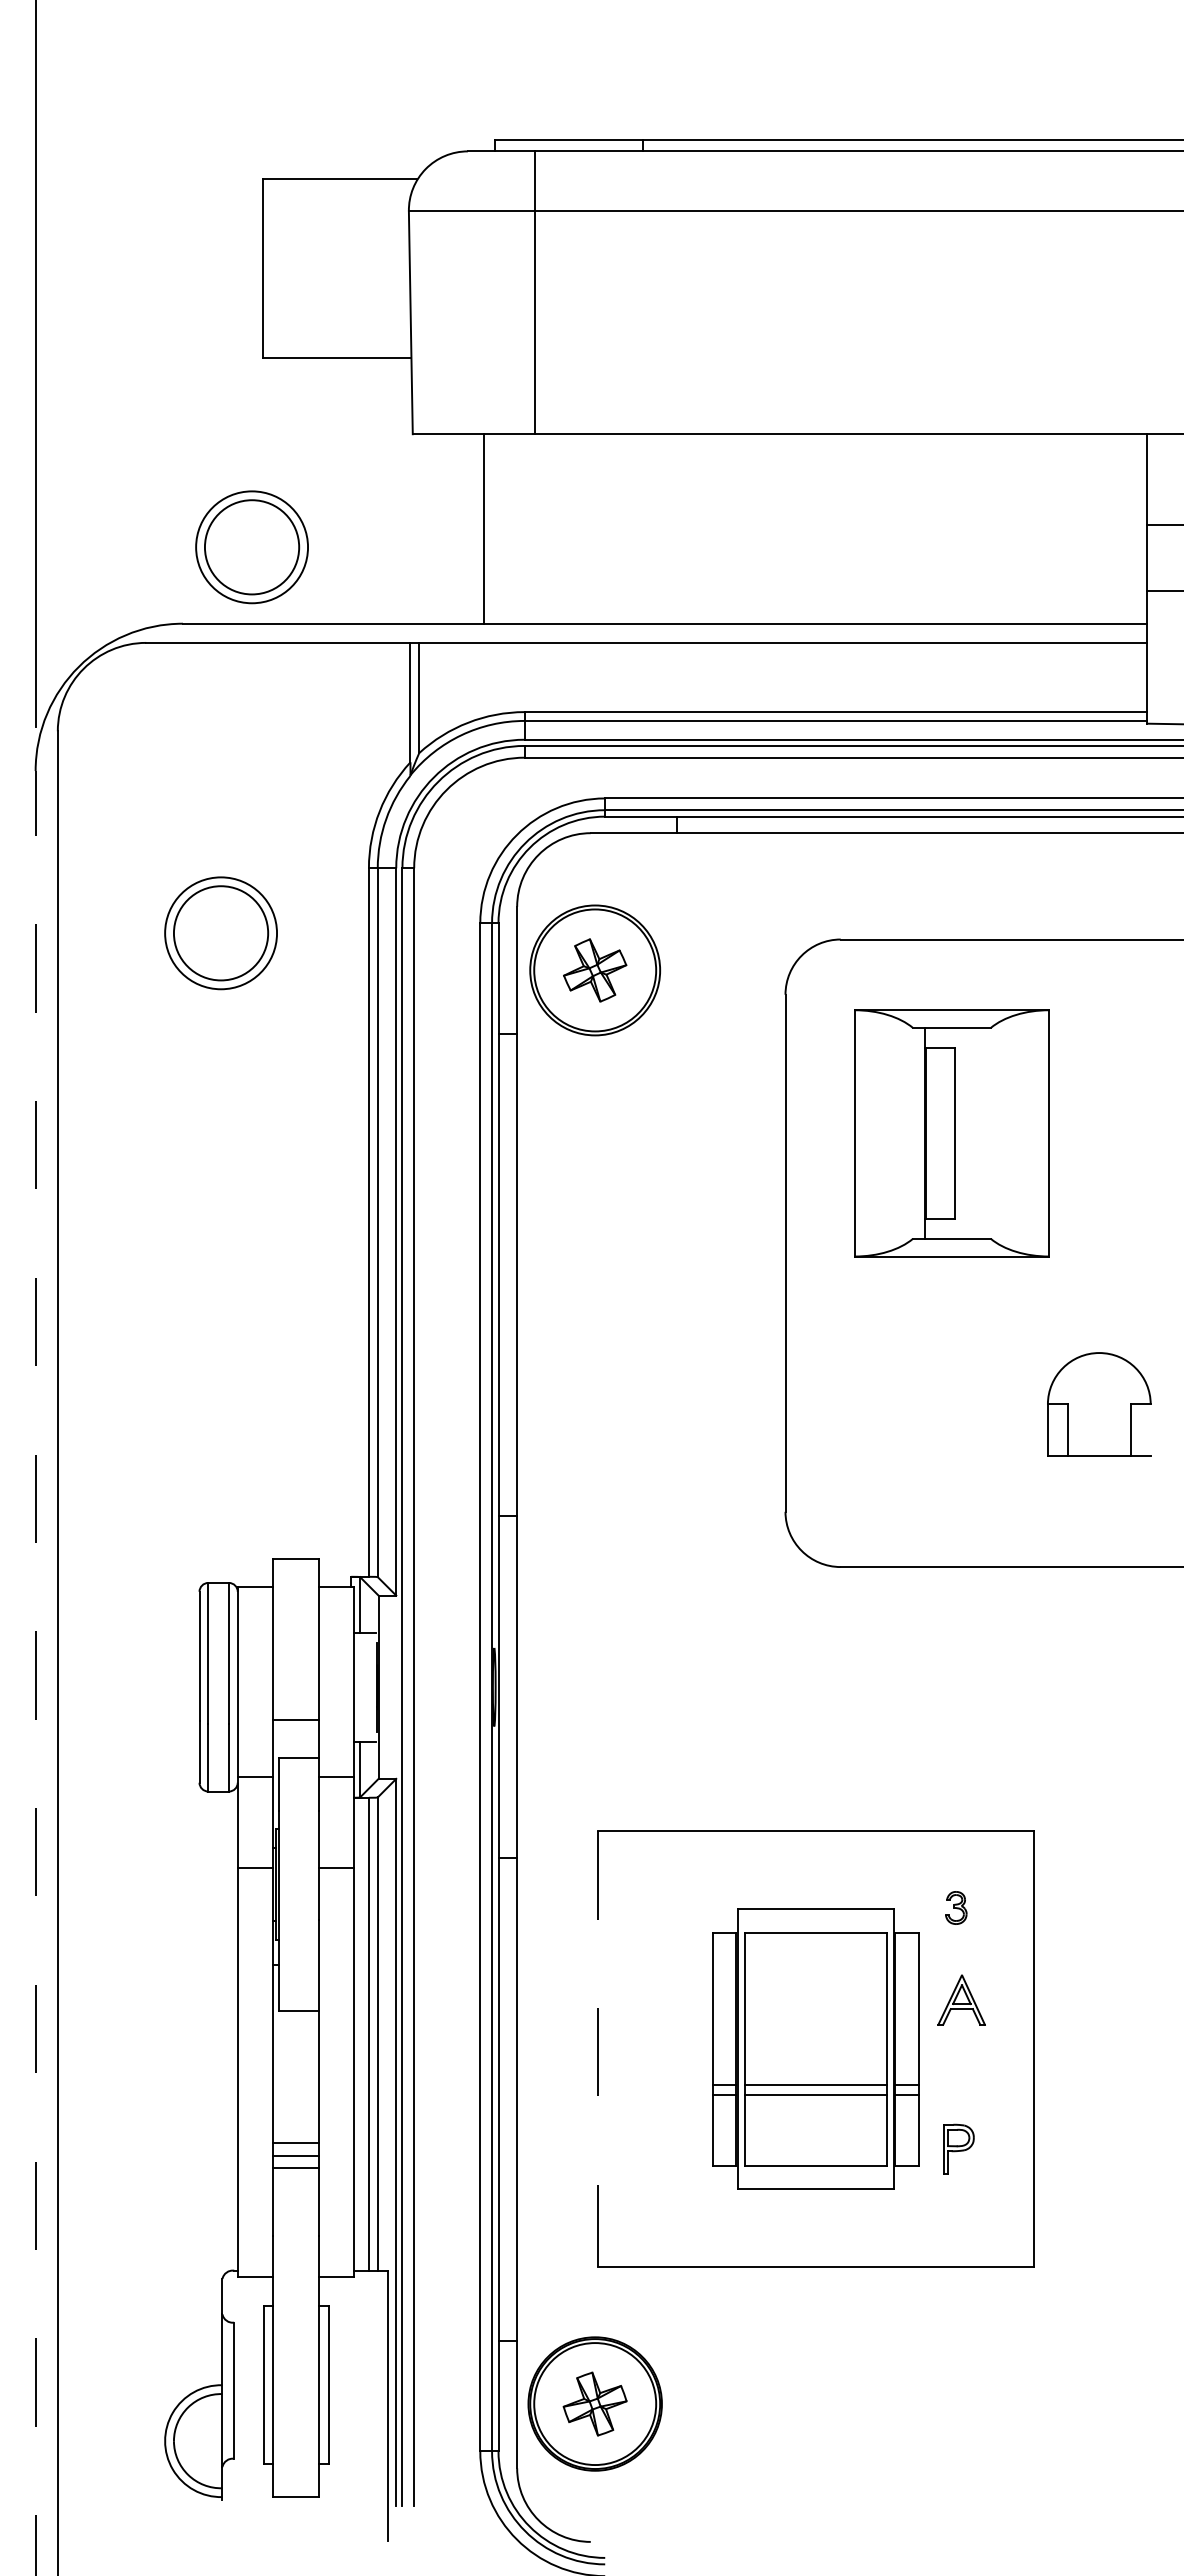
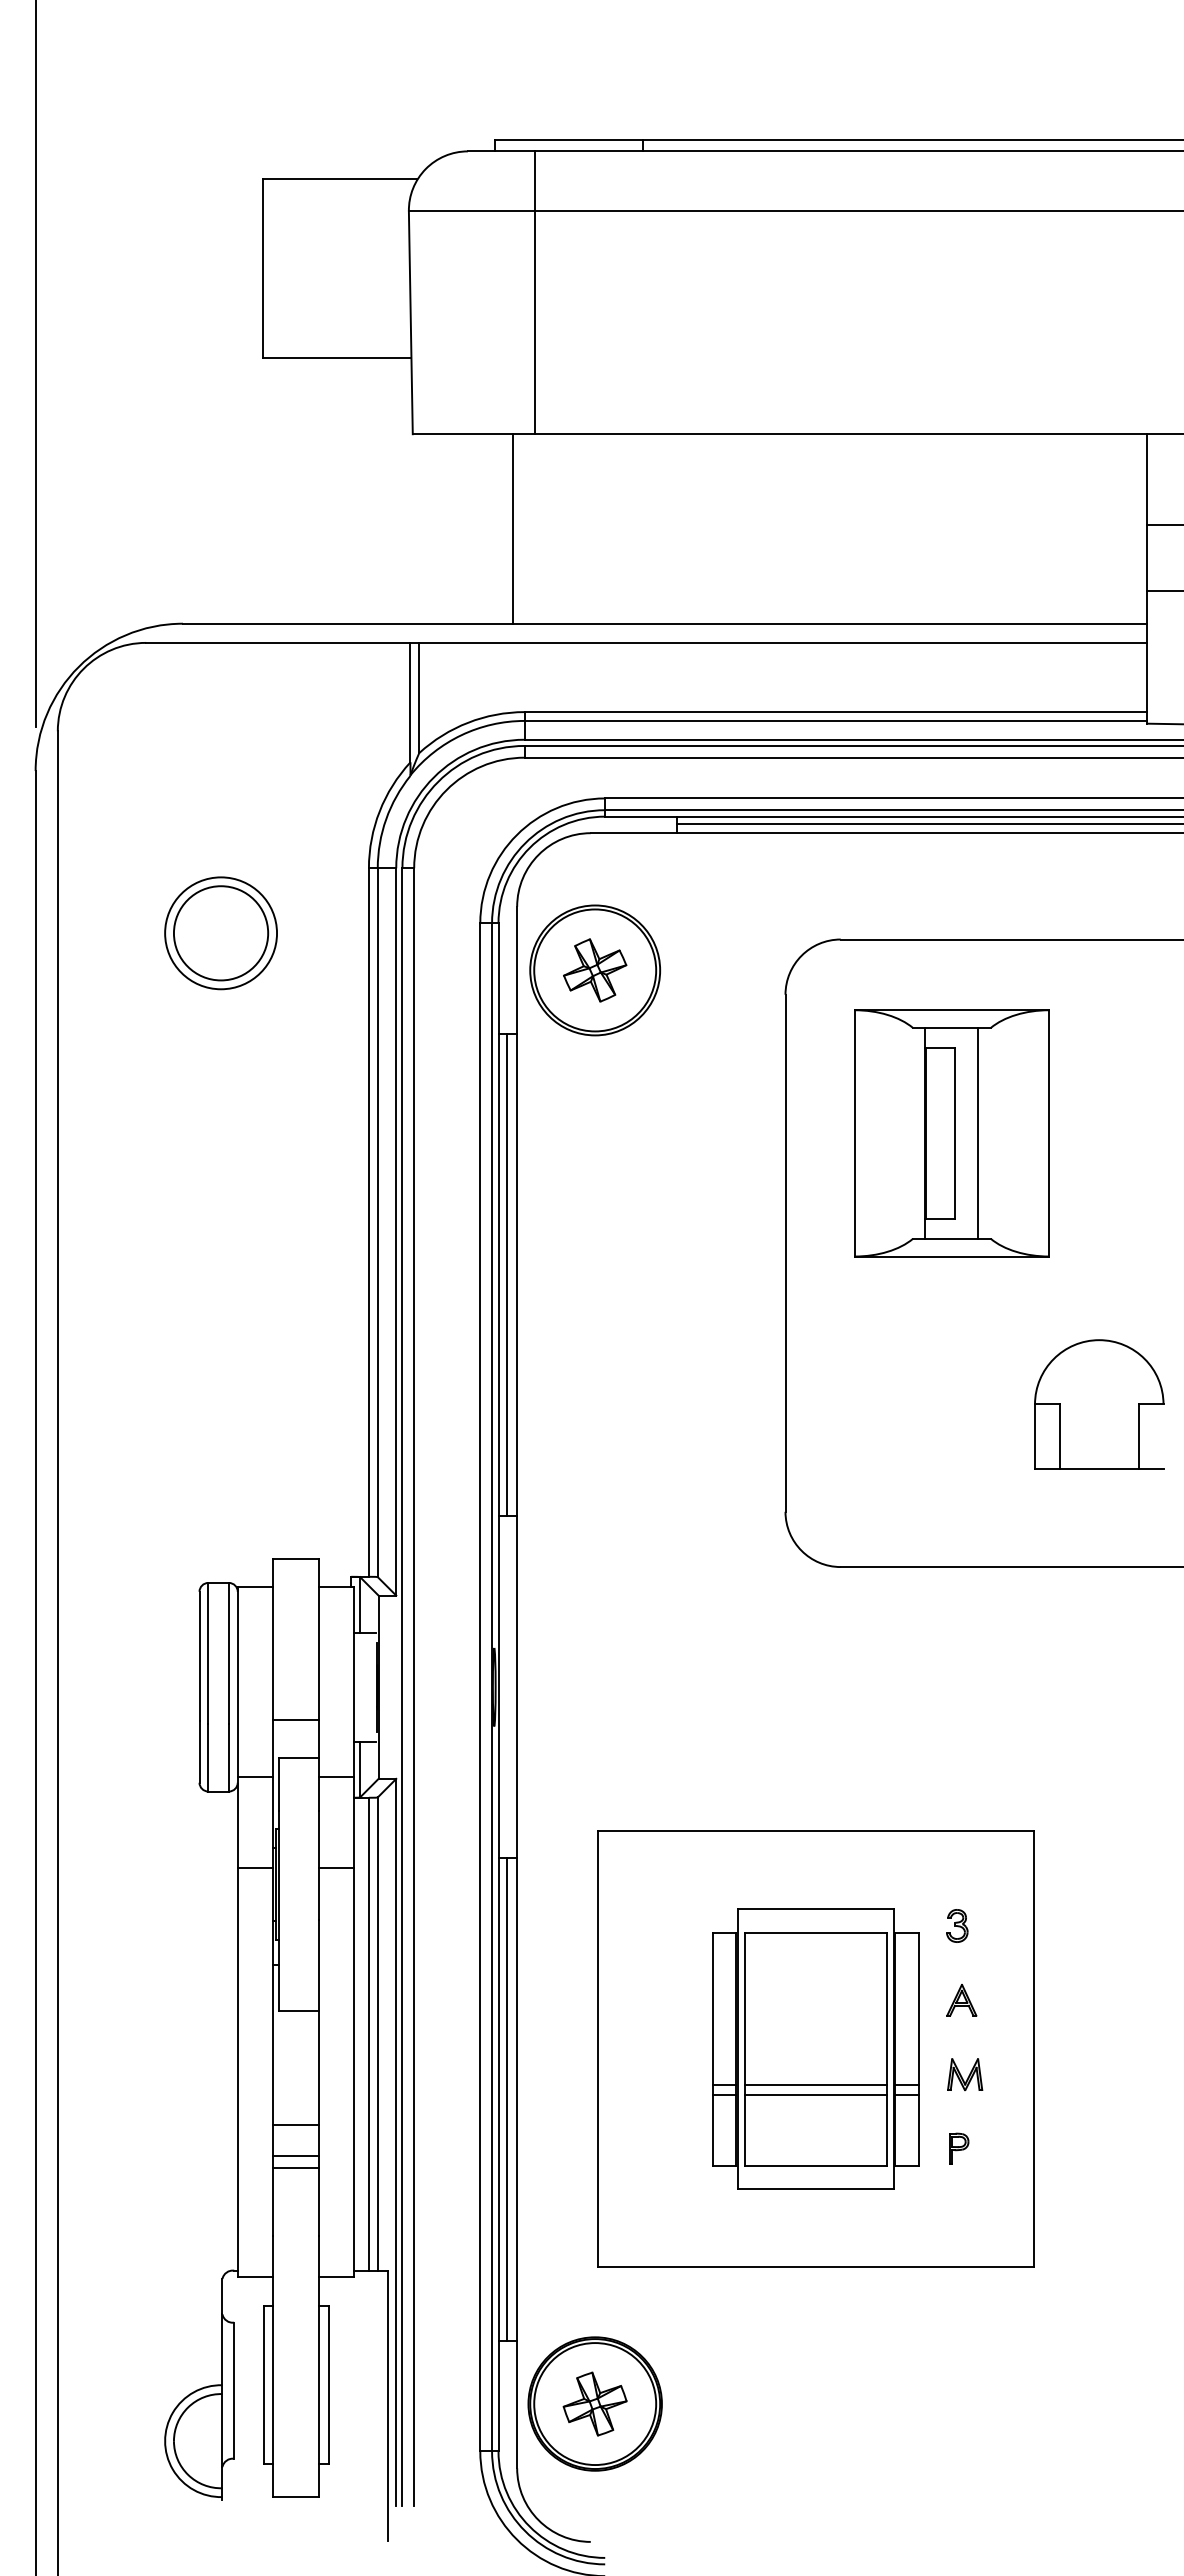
line position: (484, 528) -> (513, 528) (513, 528)
part: present -> none (251, 547)
line: none -> present (928, 824)
line: none -> present (978, 1132)
line: none -> present (507, 1274)
part size: 105x105 px -> 131x131 px (1099, 1404)
line: dashed -> solid (35, 1672)
part position: (956, 1907) -> (957, 1925) (957, 1925)
part size: 49x52 px -> 32x33 px (961, 2000)
line: dashed -> solid (597, 2049)
part: none -> present (965, 2074)
line: none -> present (507, 2099)
line position: (295, 2142) -> (295, 2124) (295, 2124)
part size: 32x52 px -> 21x33 px (959, 2148)
